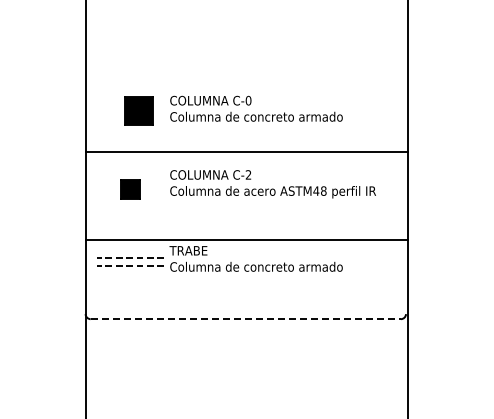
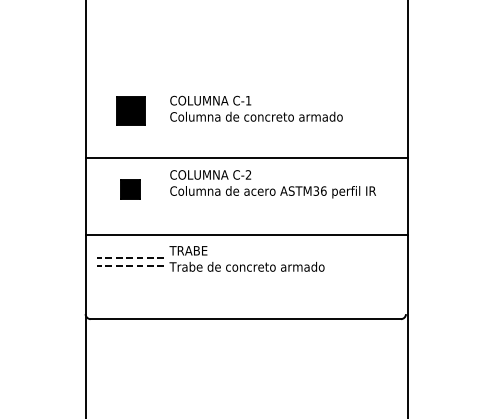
text: C-0 -> C-1 (248, 100)
part position: (138, 110) -> (130, 110) (130, 110)
line position: (246, 152) -> (246, 158) (246, 158)
text: ASTM48 -> ASTM36 (319, 190)
line position: (246, 239) -> (246, 234) (246, 234)
text: Columna de concreto armado -> Trabe de concreto armado (255, 266)
line: dashed -> solid (246, 319)
